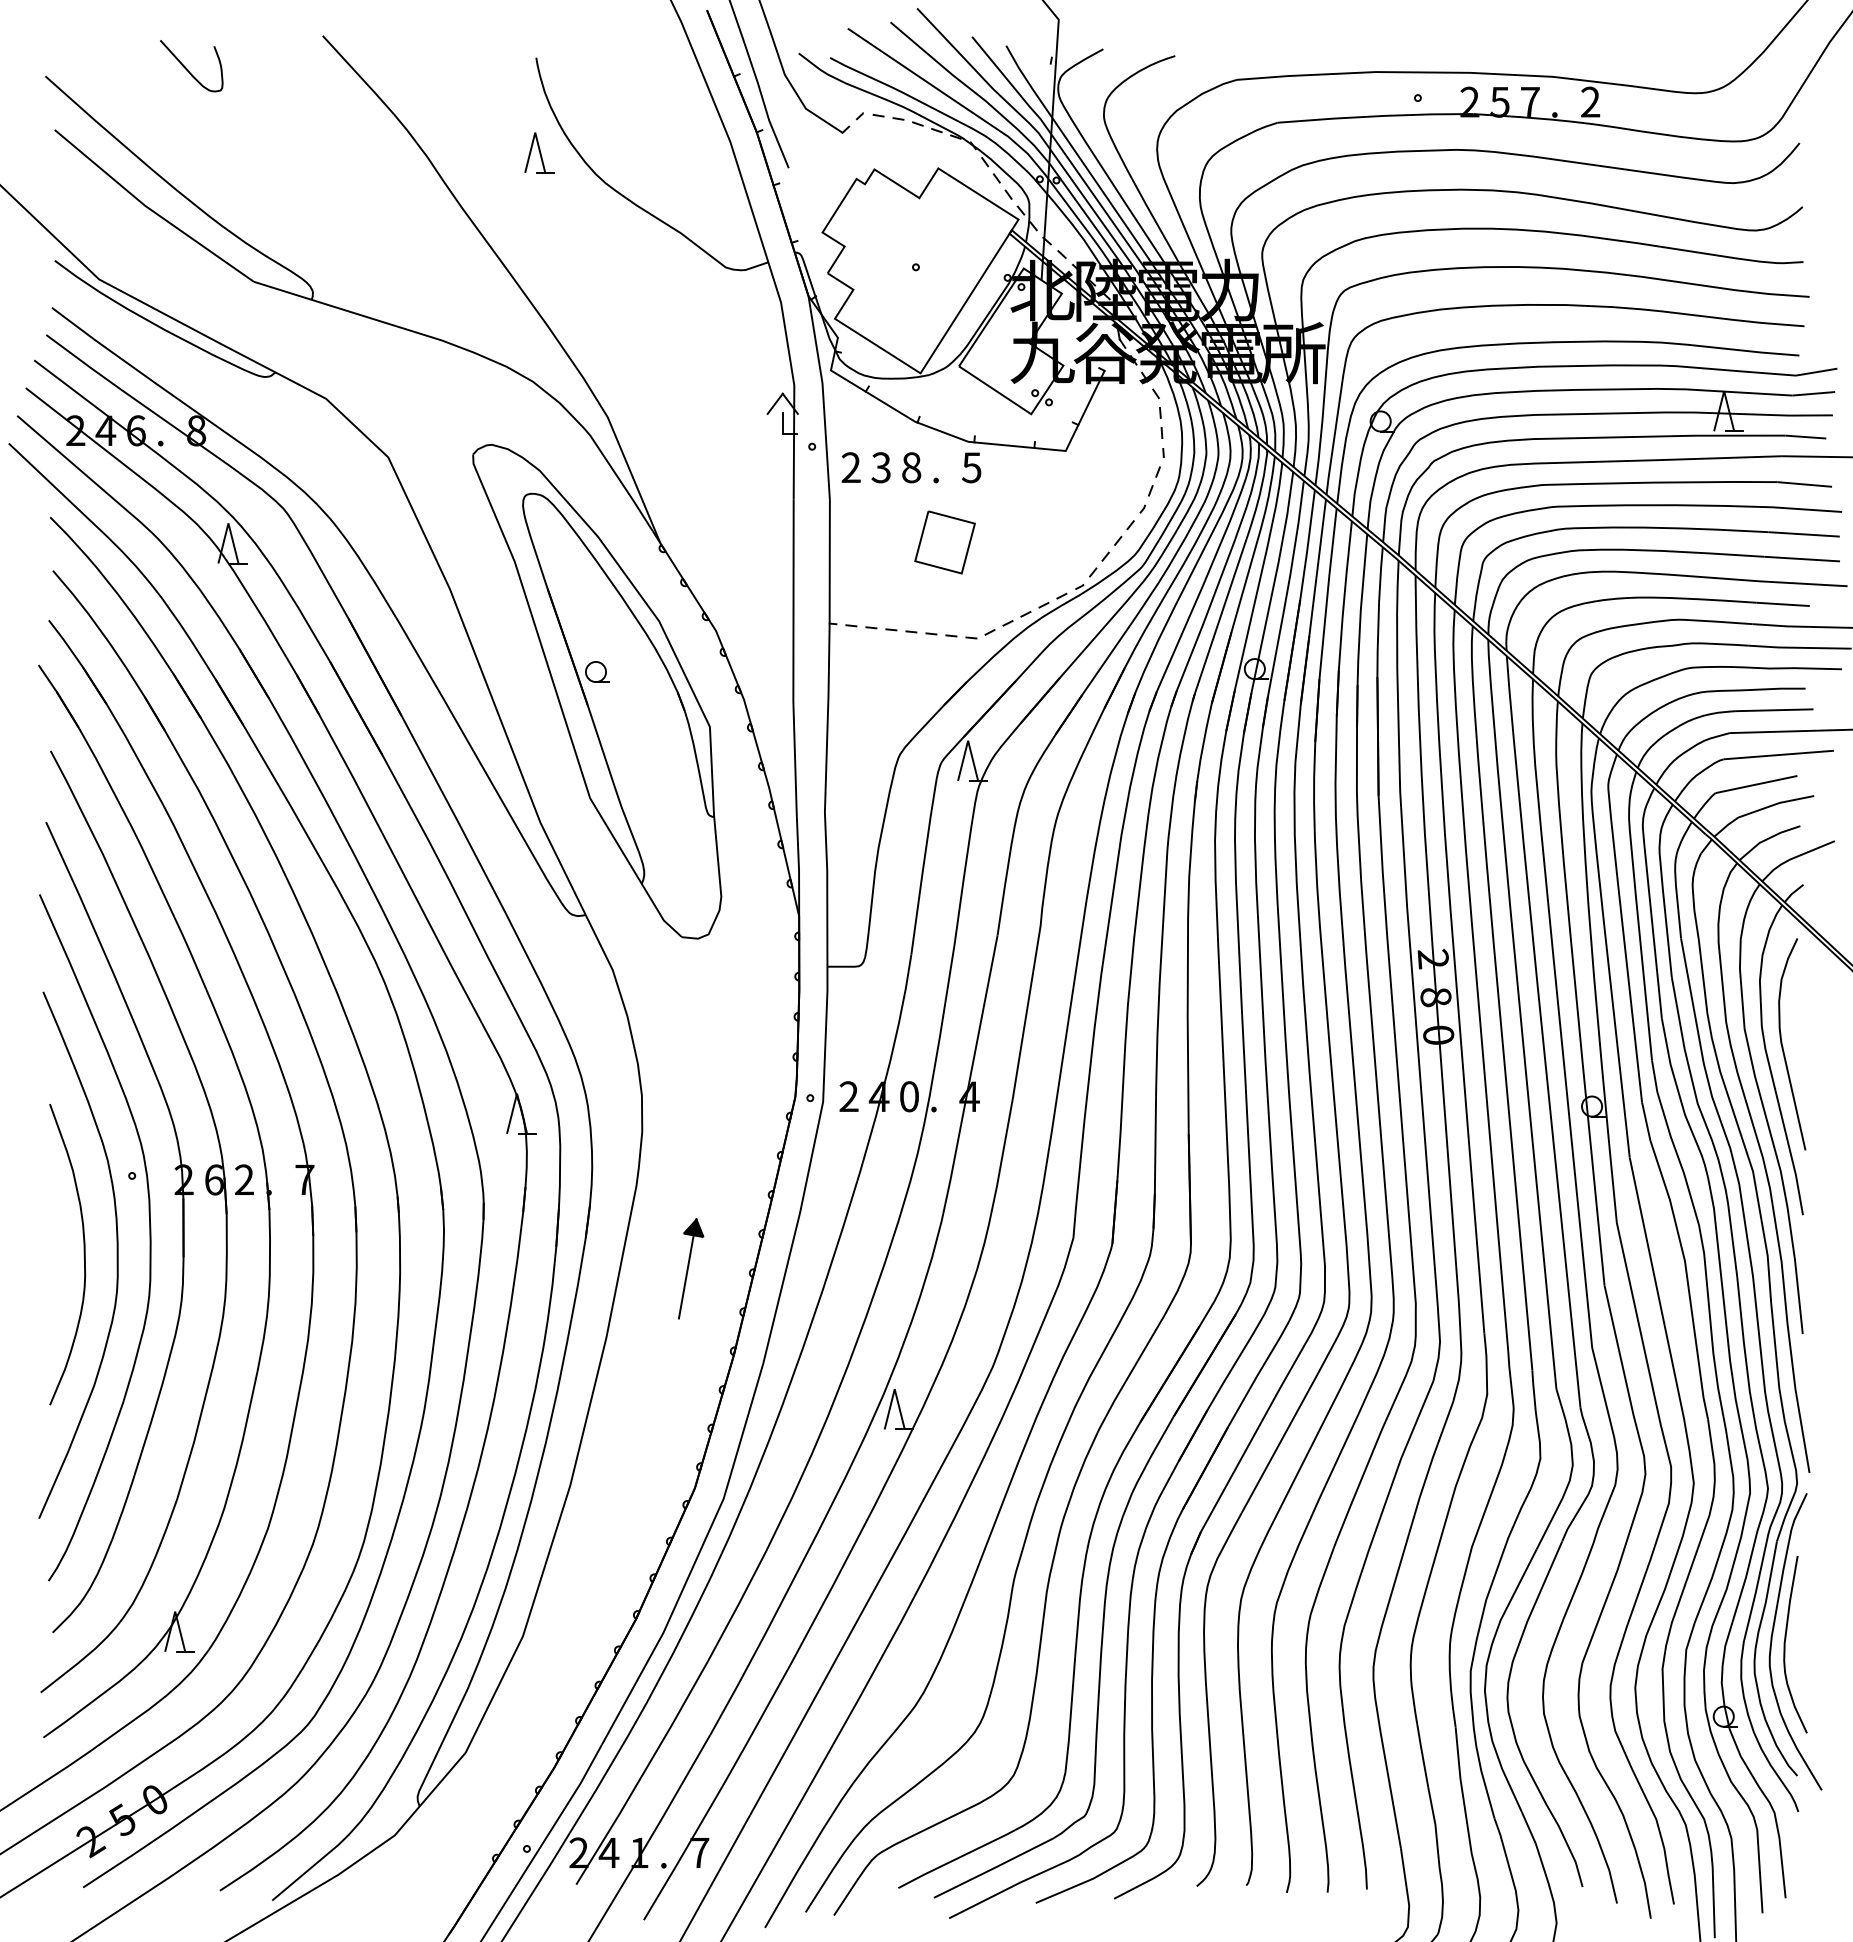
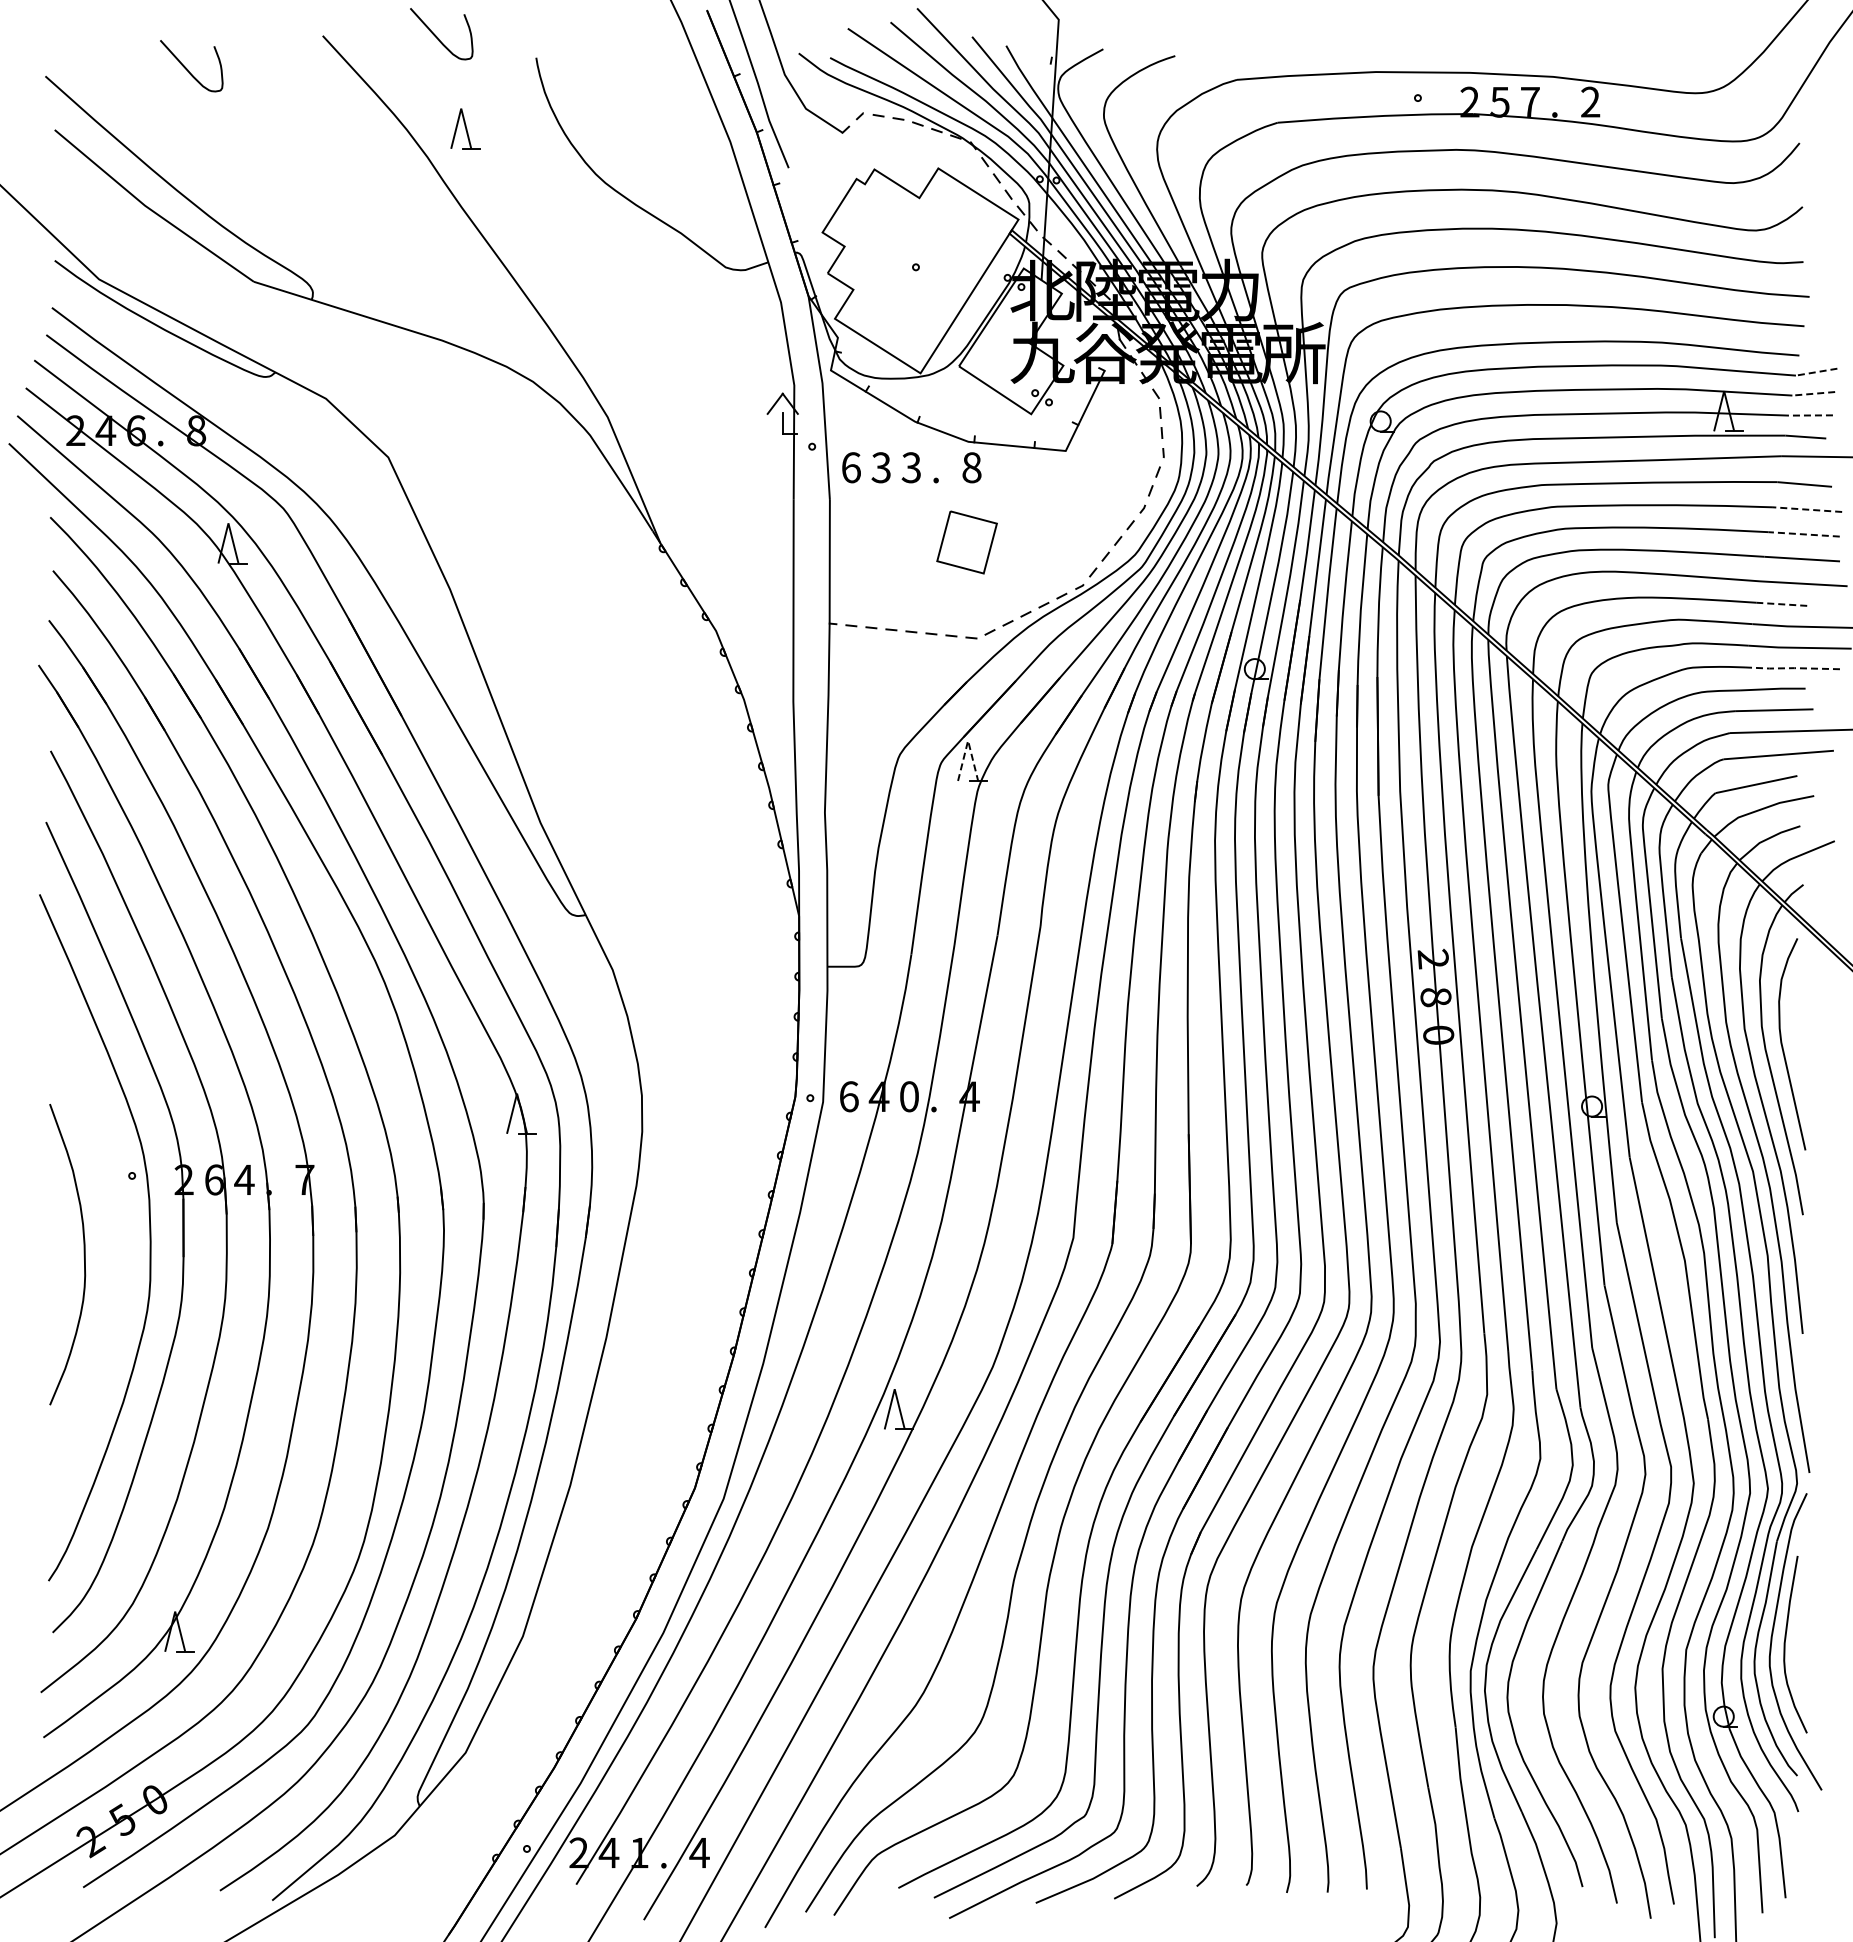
curve: none -> present (438, 37)
part position: (539, 152) -> (465, 128) (465, 128)
line: solid -> dashed (1816, 372)
line: solid -> dashed (1813, 393)
line: solid -> dashed (1810, 415)
text: 2 -> 6 (850, 467)
text: 8 -> 3 (911, 467)
text: 5 -> 8 (971, 467)
line: solid -> dashed (1807, 509)
line: solid -> dashed (1804, 534)
part position: (944, 542) -> (966, 542) (966, 542)
line: solid -> dashed (1783, 604)
line: solid -> dashed (1793, 668)
part: present -> none (597, 691)
line: solid -> dashed (968, 740)
text: 2 -> 6 (848, 1096)
text: 2 -> 4 (244, 1179)
curve: present -> none (116, 1254)
part: present -> none (691, 1268)
text: 7 -> 4 (699, 1853)
